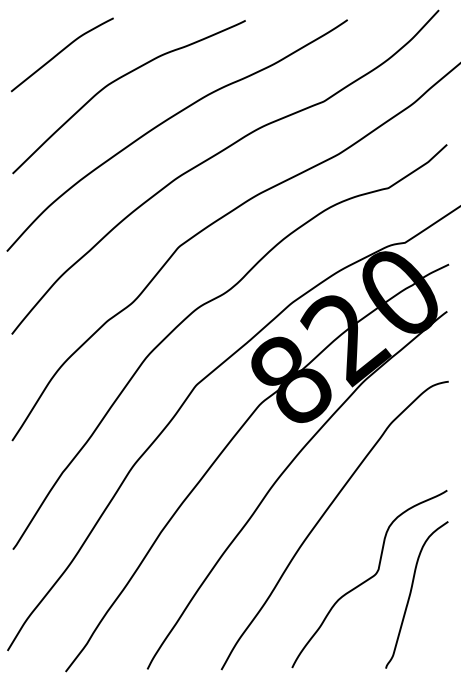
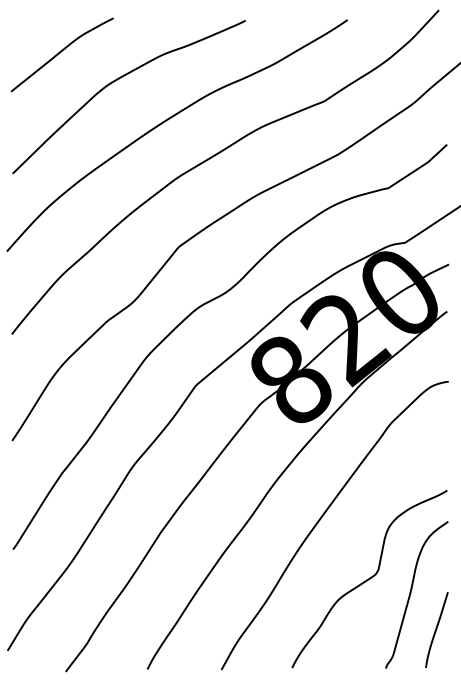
curve: none -> present (436, 629)
